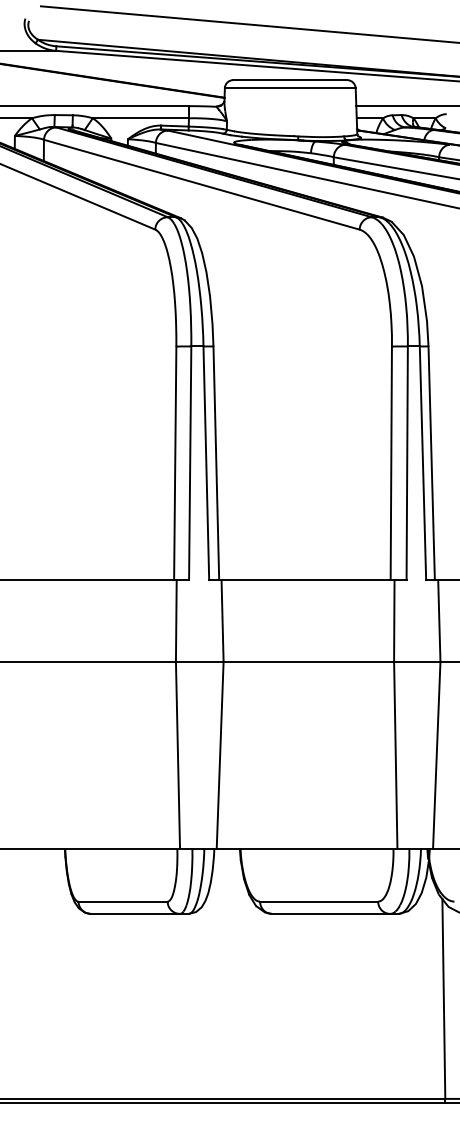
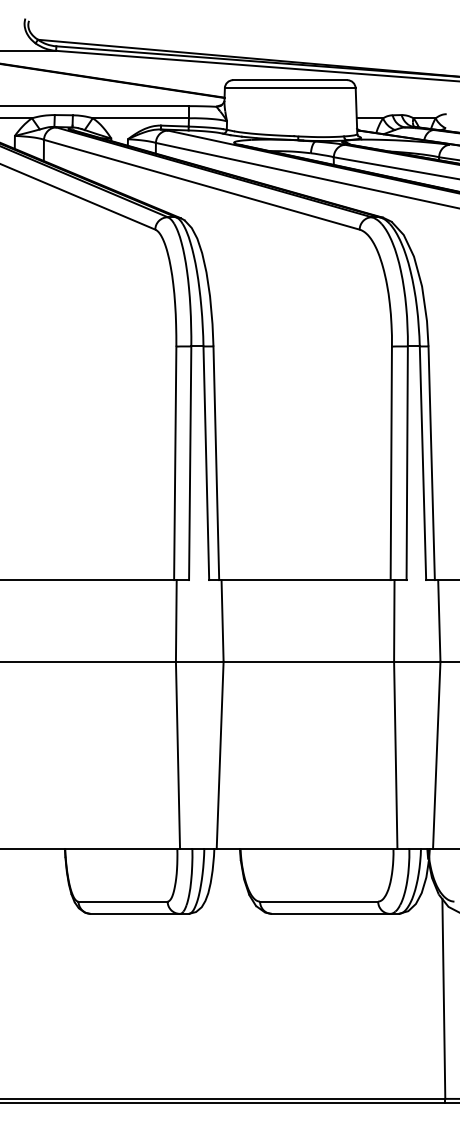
line: present -> none (248, 24)
line: present -> none (406, 106)
